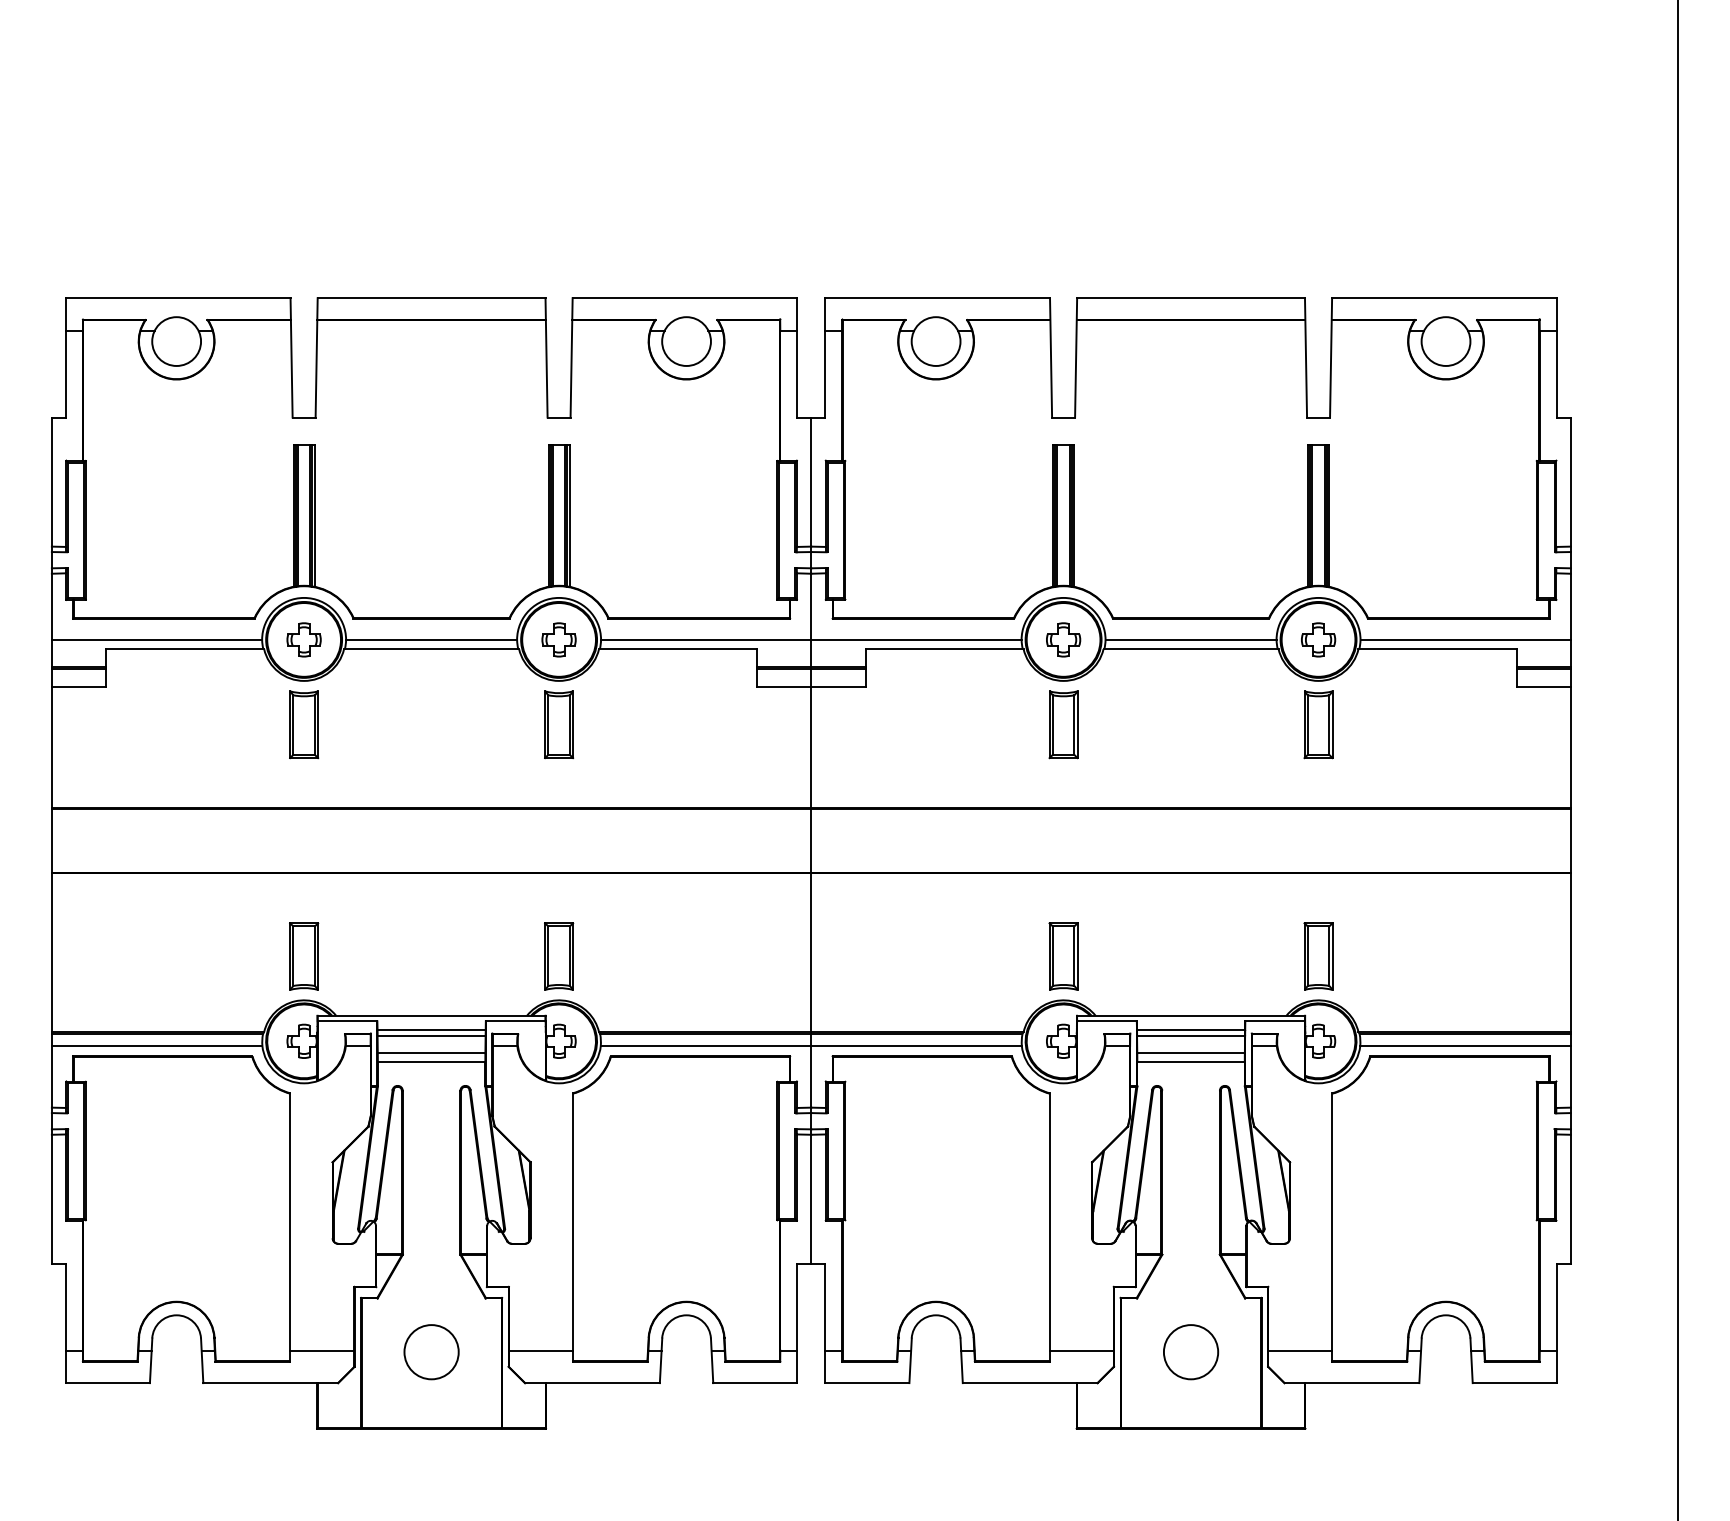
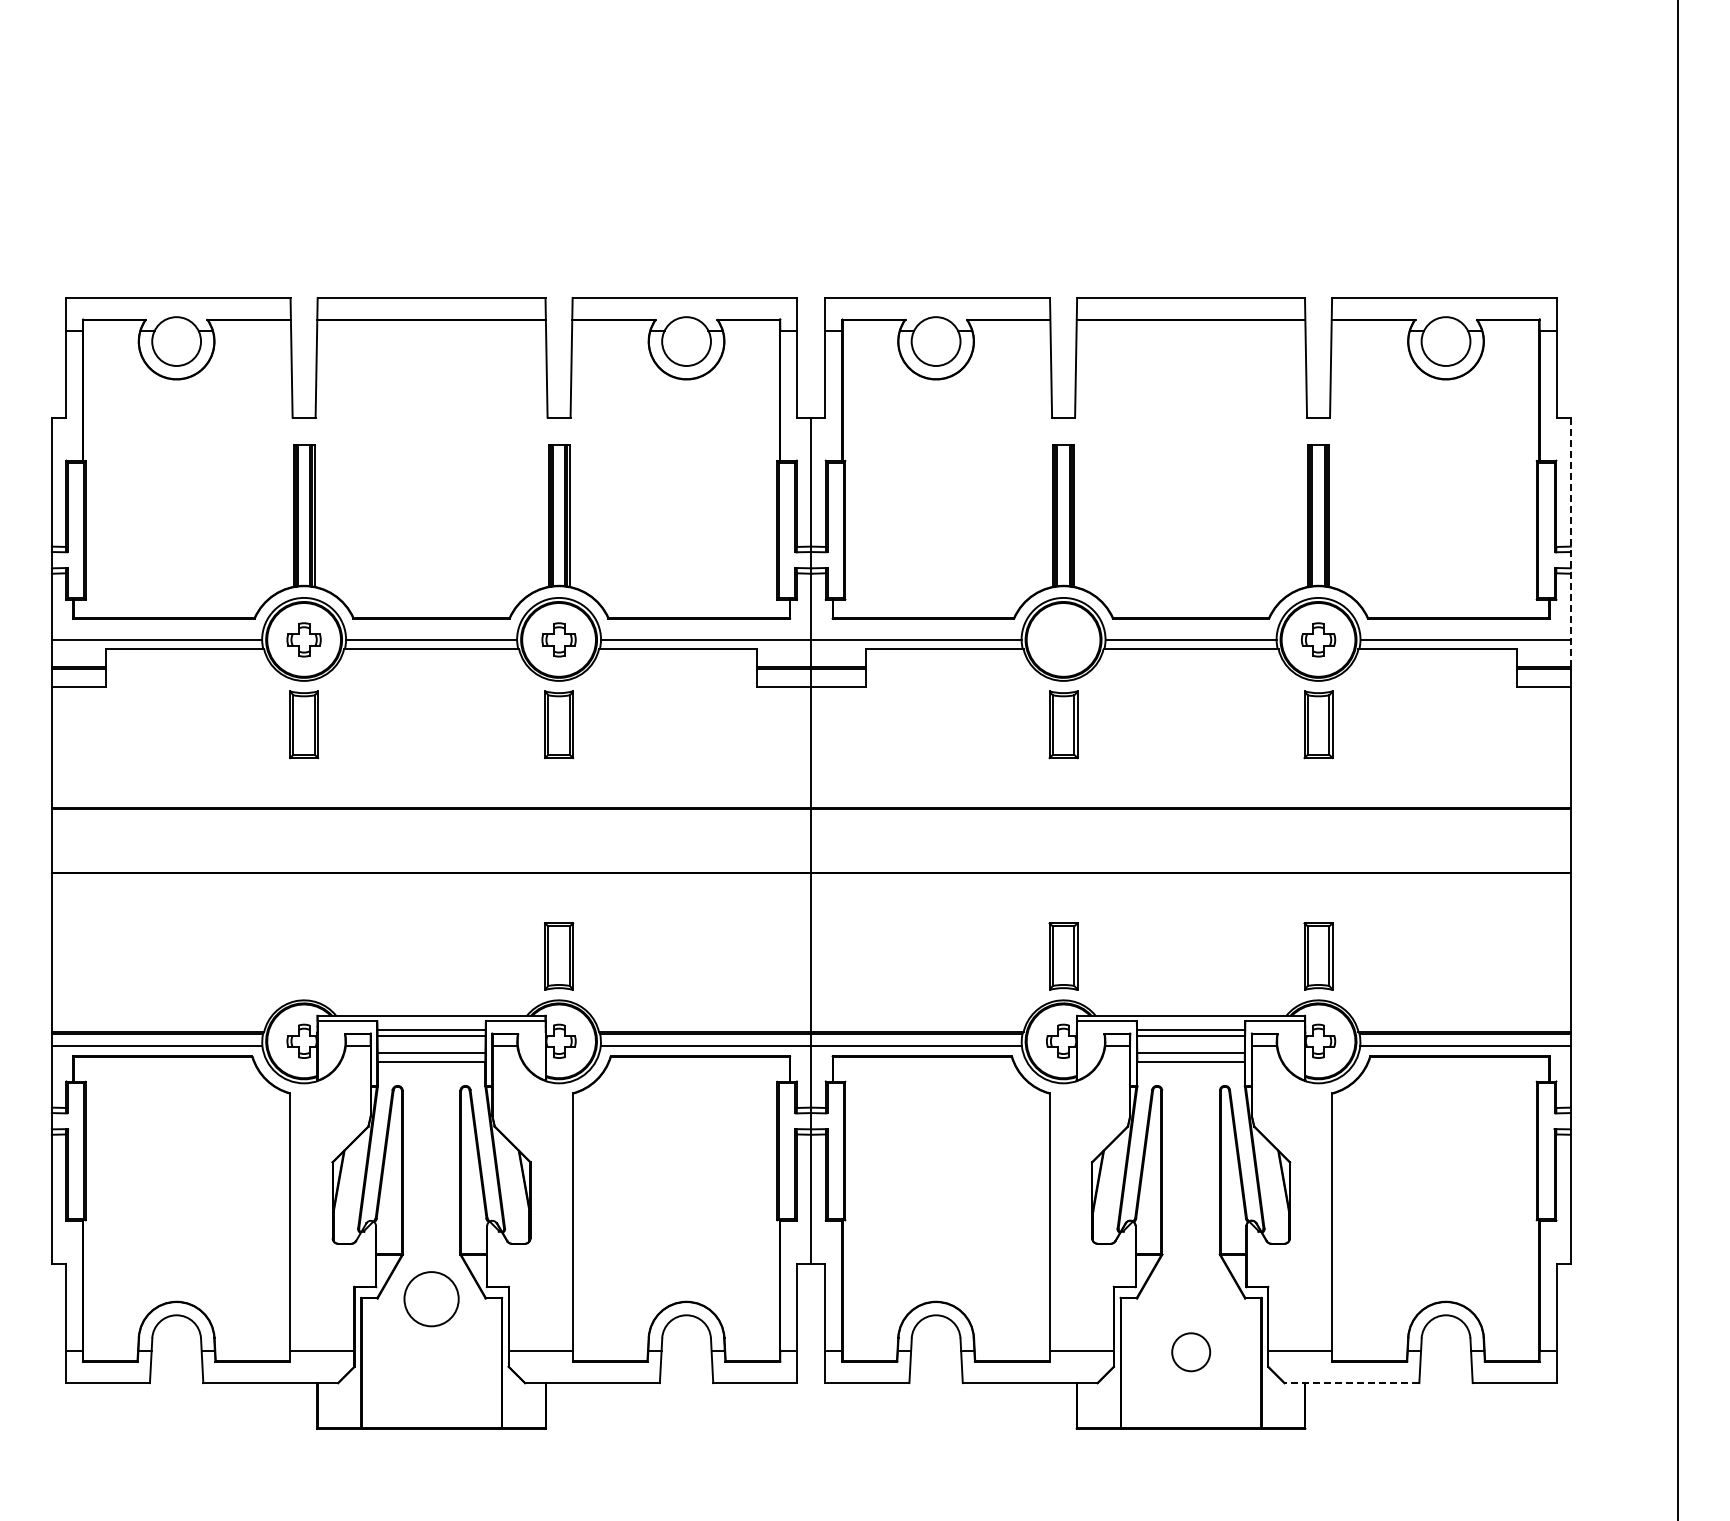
line: solid -> dashed (1570, 542)
part: present -> none (1063, 639)
part: present -> none (304, 956)
circle position: (431, 1352) -> (431, 1299) (431, 1299)
circle size: 57x57 px -> 41x41 px (1191, 1352)
line: solid -> dashed (1351, 1383)
